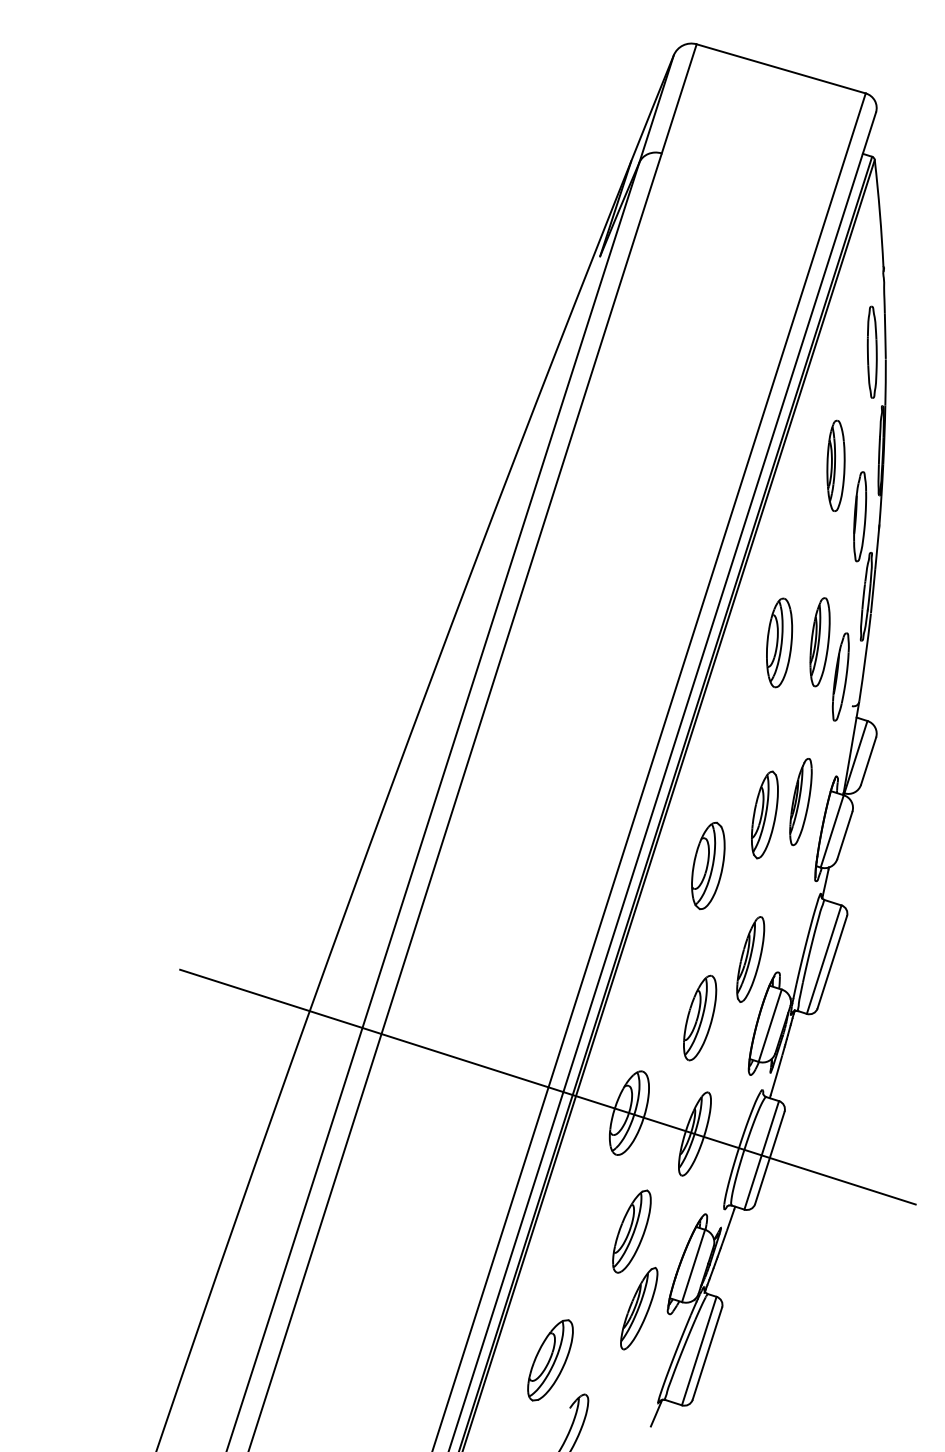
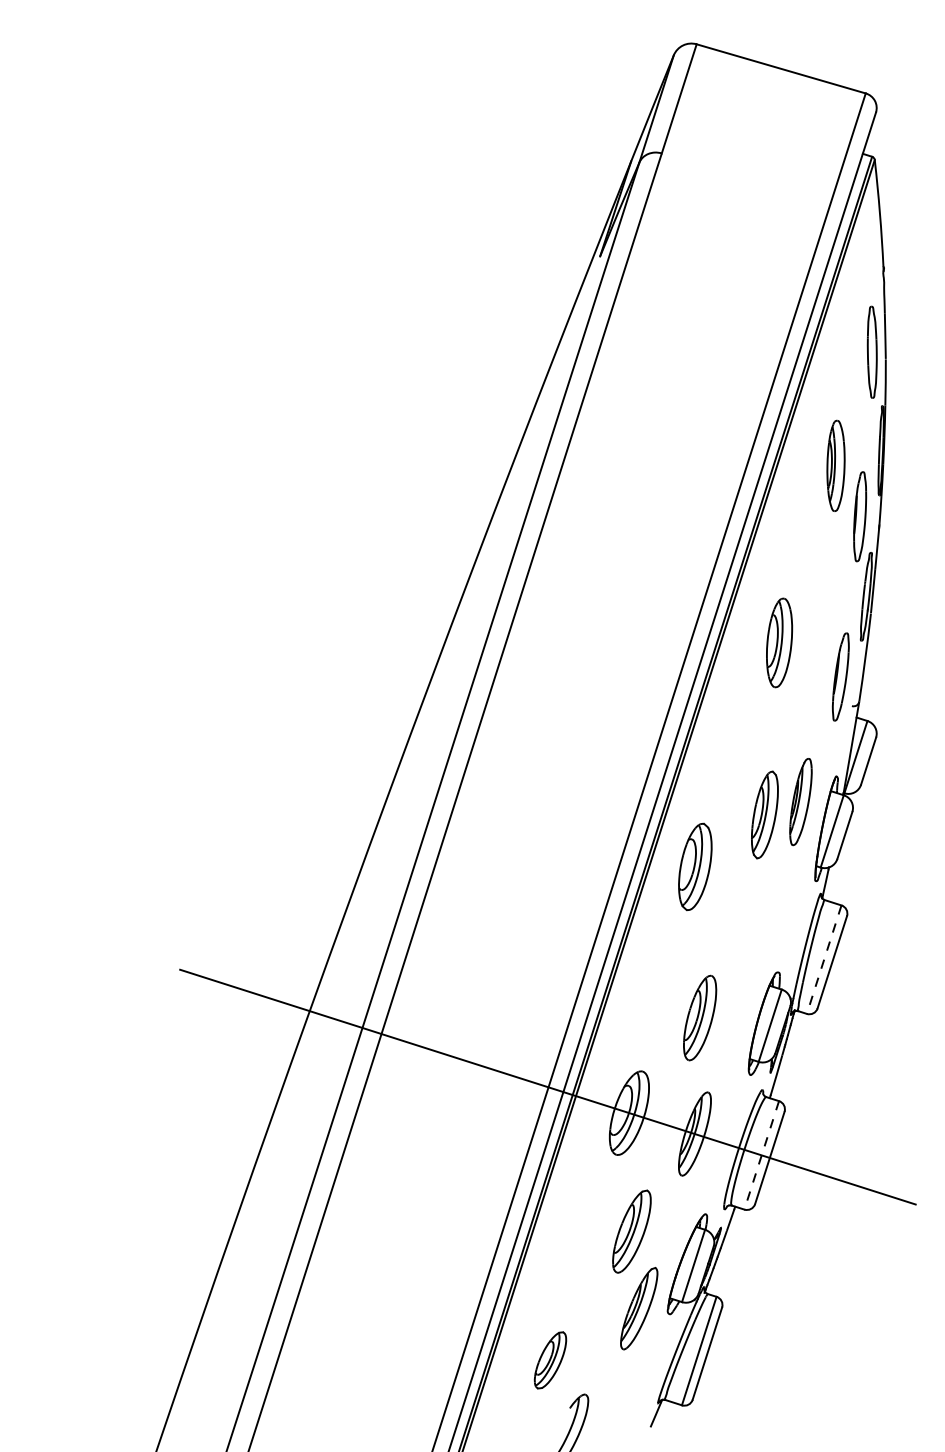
part: present -> none (819, 642)
part position: (708, 865) -> (695, 866) (695, 866)
part: present -> none (750, 959)
line: solid -> dashed (824, 959)
line: solid -> dashed (761, 1155)
part size: 47x83 px -> 35x59 px (550, 1360)
